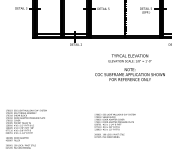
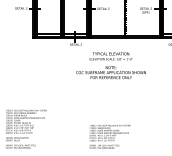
text position: (129, 67) -> (110, 65) (110, 65)
text position: (114, 125) -> (109, 136) (109, 136)
